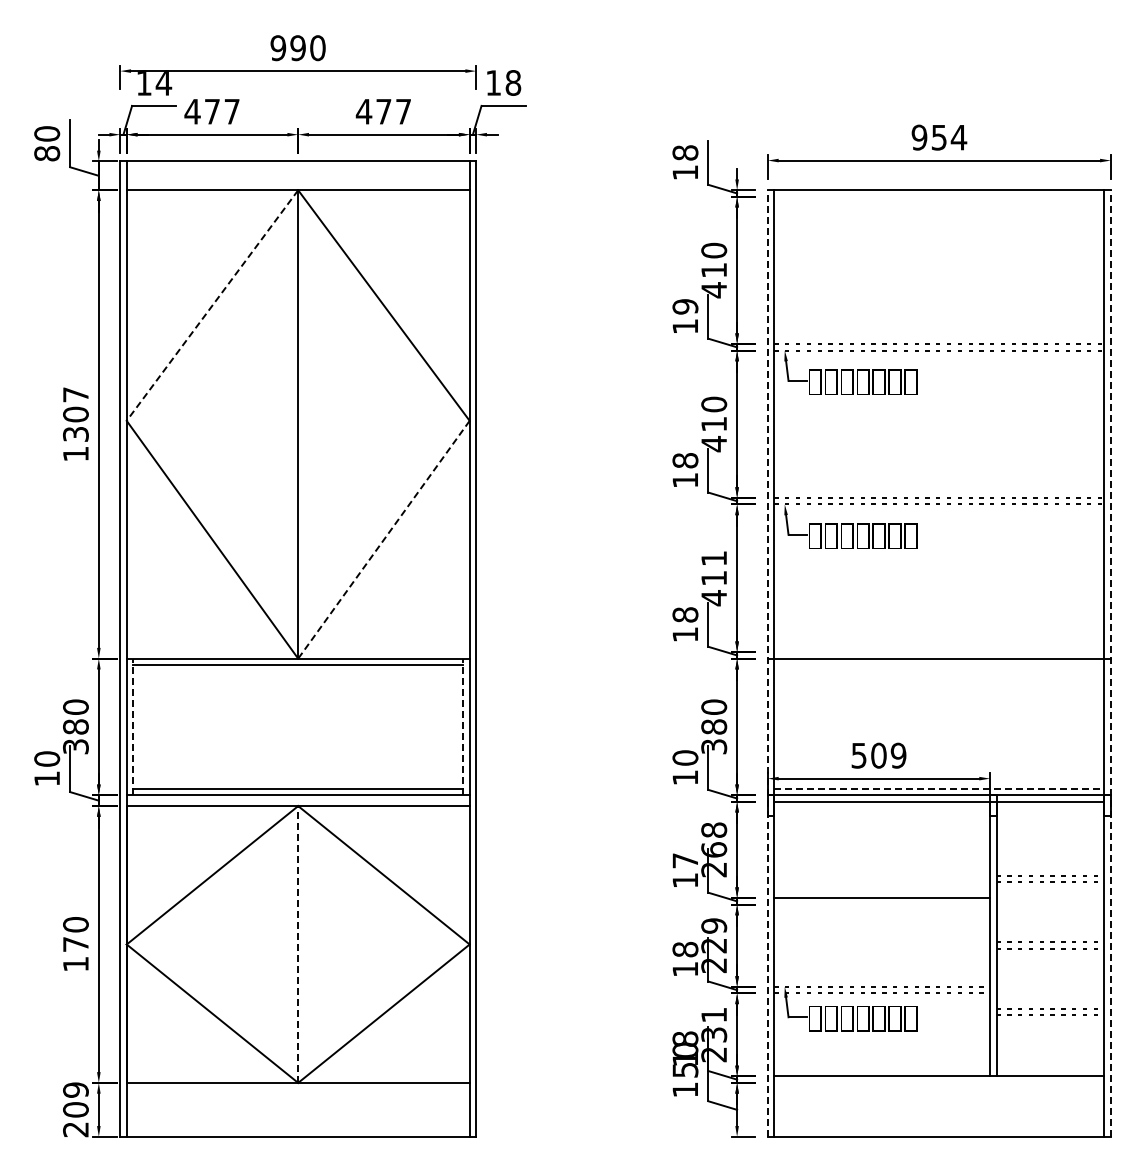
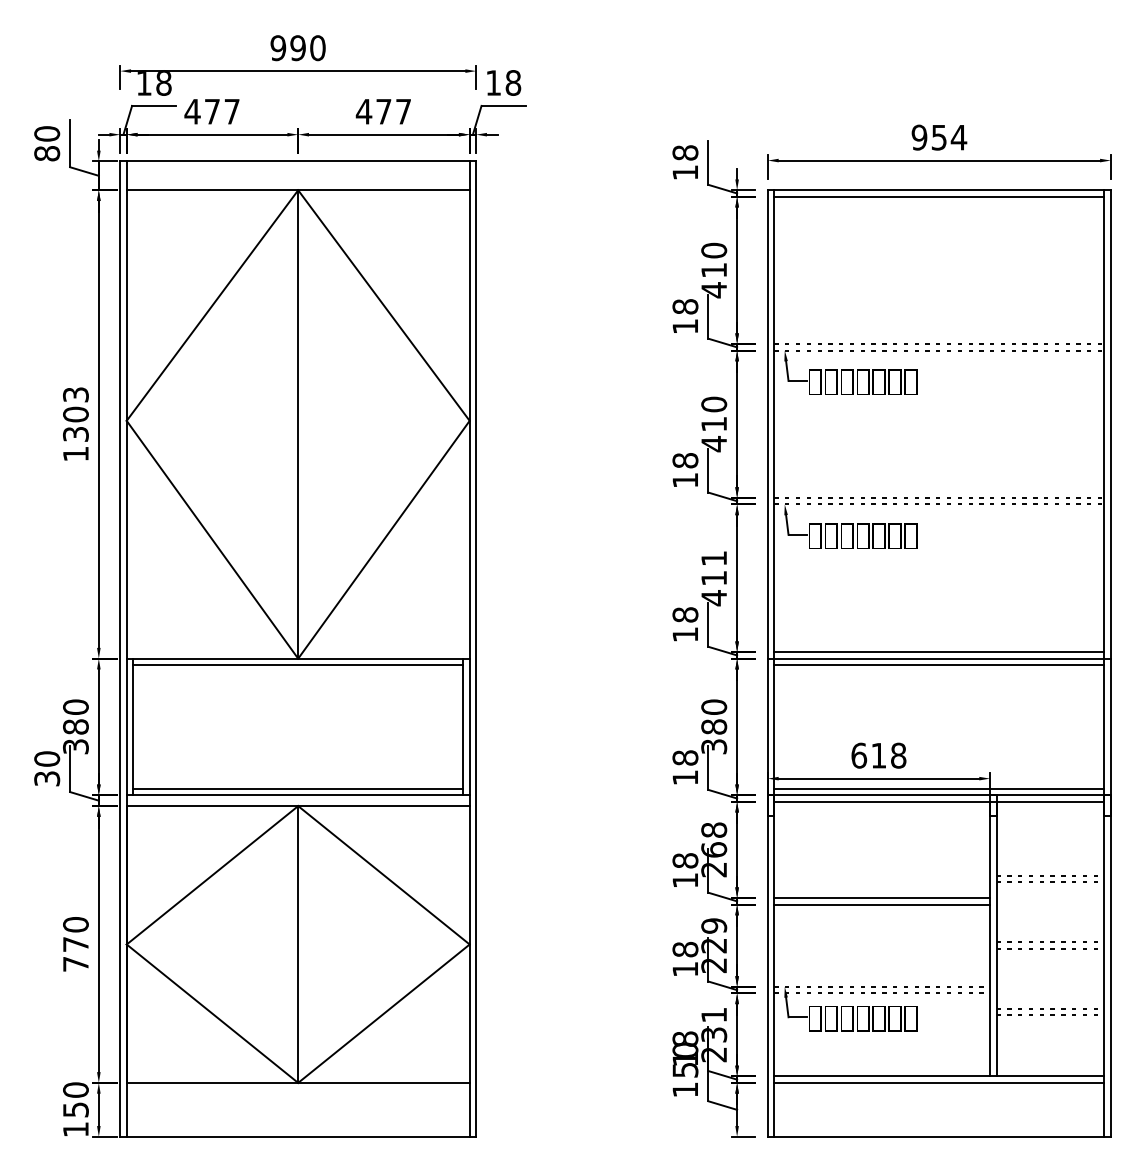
text: 14 -> 18 (163, 83)
line: none -> present (939, 196)
line: dashed -> solid (212, 305)
text: 19 -> 18 (685, 306)
text: 1307 -> 1303 (75, 394)
line: dashed -> solid (383, 539)
line: none -> present (939, 652)
line: dashed -> solid (767, 663)
line: dashed -> solid (1110, 663)
line: none -> present (939, 665)
line: dashed -> solid (133, 726)
line: dashed -> solid (463, 726)
text: 509 -> 618 (878, 755)
text: 10 -> 18 (685, 757)
text: 10 -> 30 (47, 778)
line: dashed -> solid (939, 788)
text: 17 -> 18 (685, 860)
line: none -> present (882, 904)
line: dashed -> solid (298, 944)
text: 170 -> 770 (75, 964)
line: none -> present (939, 1082)
text: 209 -> 150 (75, 1109)
